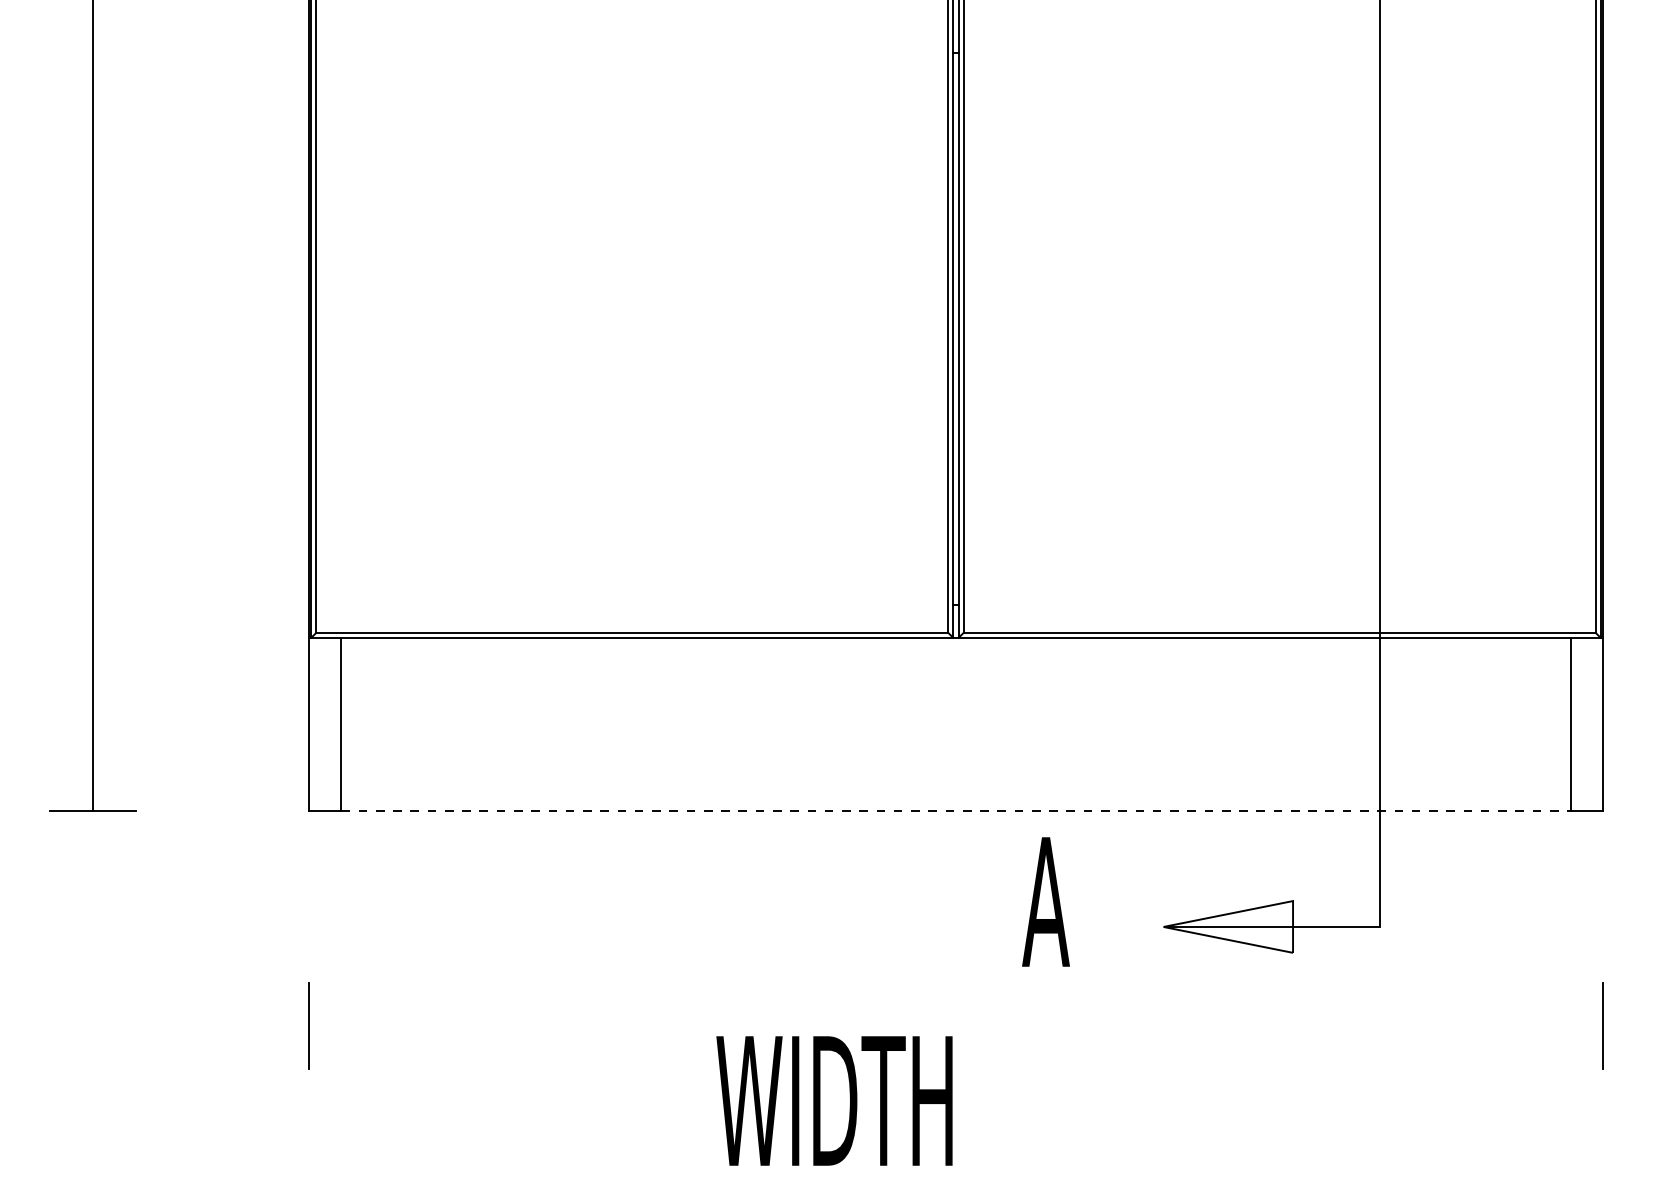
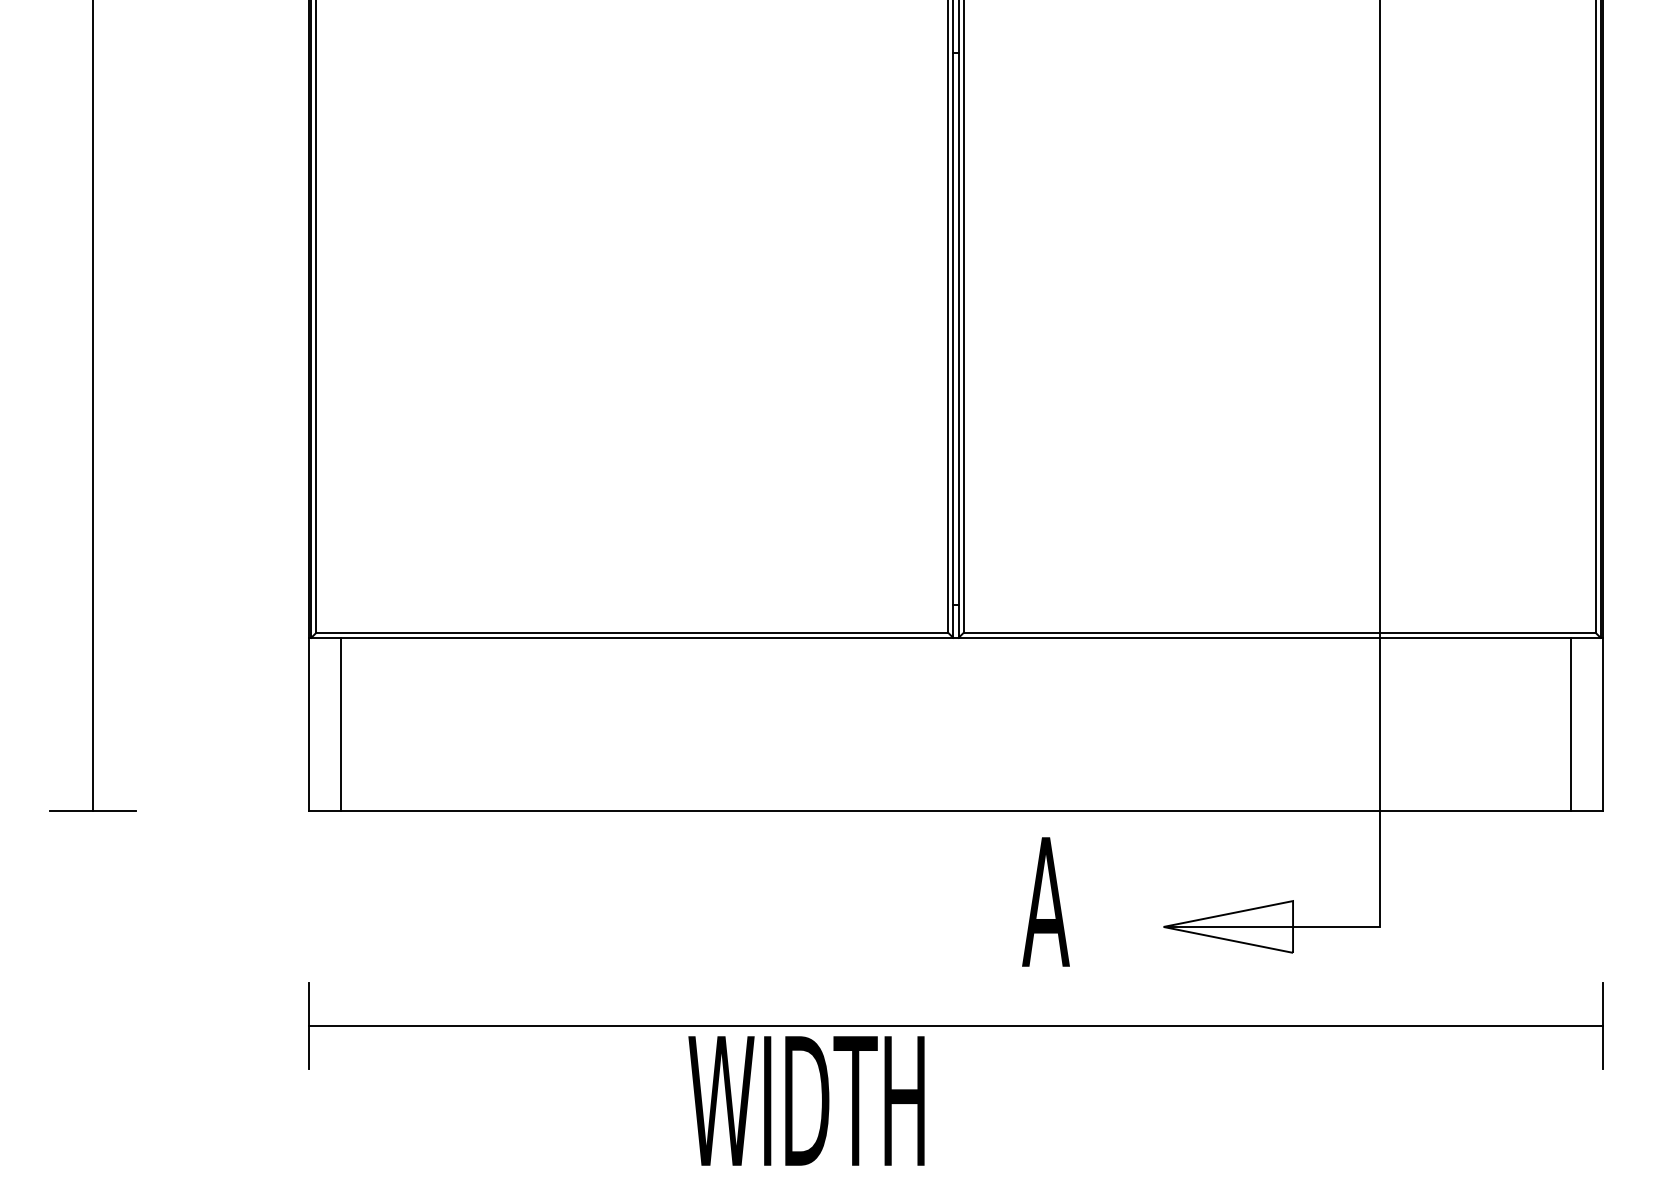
line: dashed -> solid (955, 810)
line: none -> present (955, 1026)
text position: (834, 1100) -> (806, 1100) (806, 1100)
